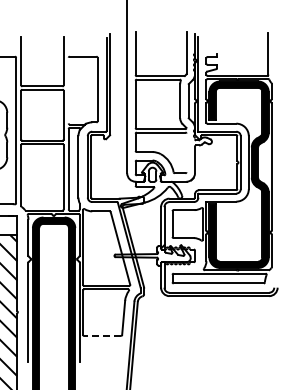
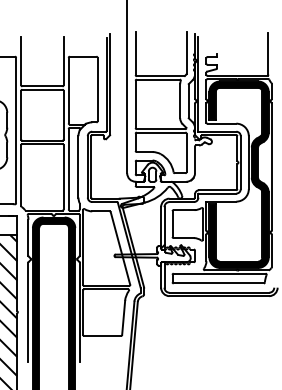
line: none -> present (68, 90)
line: none -> present (186, 152)
line: dashed -> solid (102, 335)
